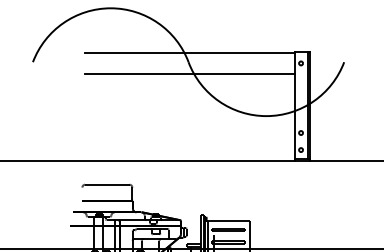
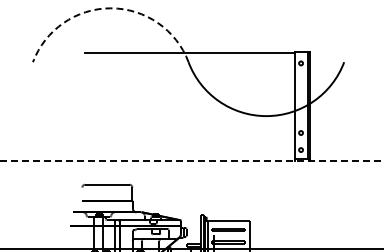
arc: solid -> dashed (110, 8)
line: present -> none (190, 74)
line: solid -> dashed (191, 161)
